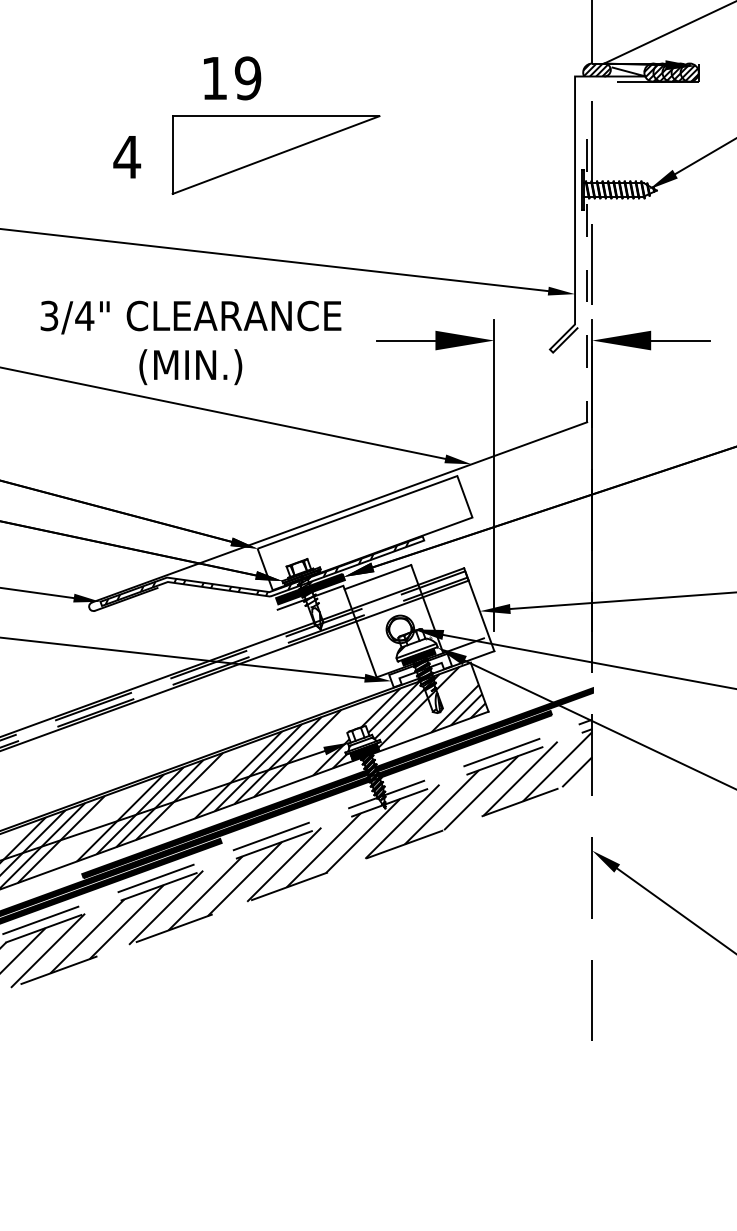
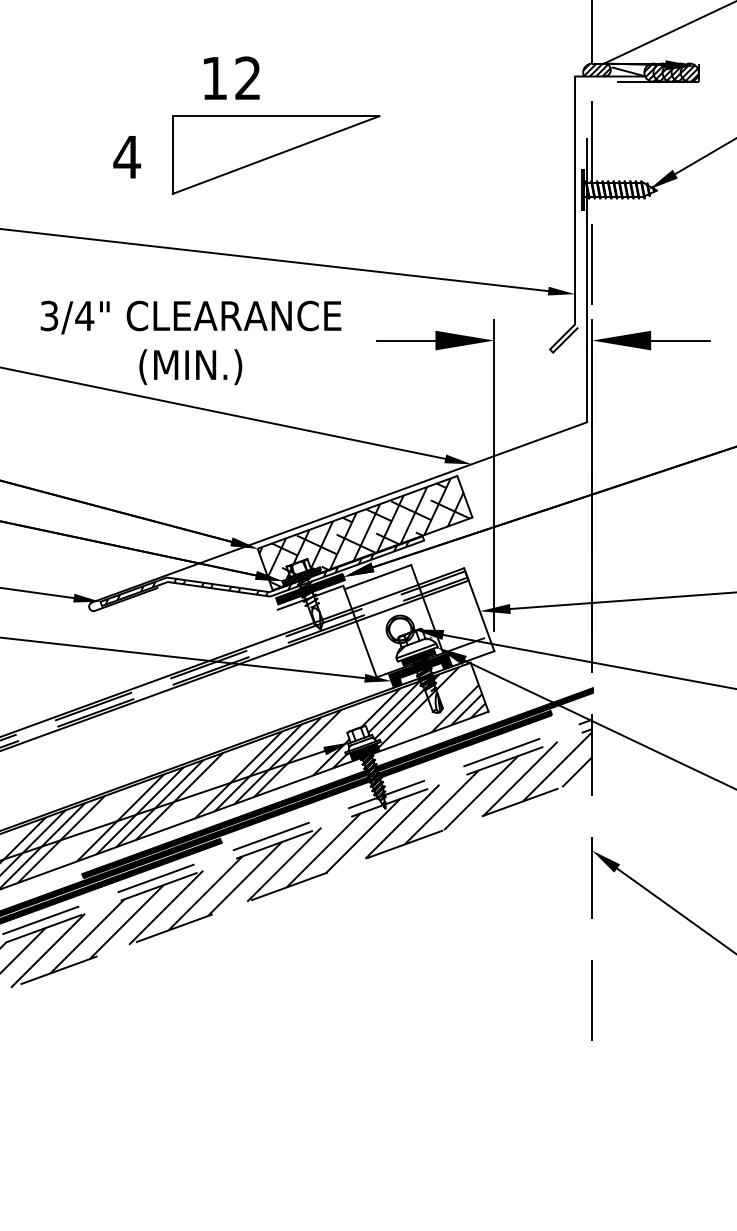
text: 19 -> 12 (247, 78)
line: dashed -> solid (587, 280)
hatch: none -> present (365, 532)
fill: none -> present (420, 670)
